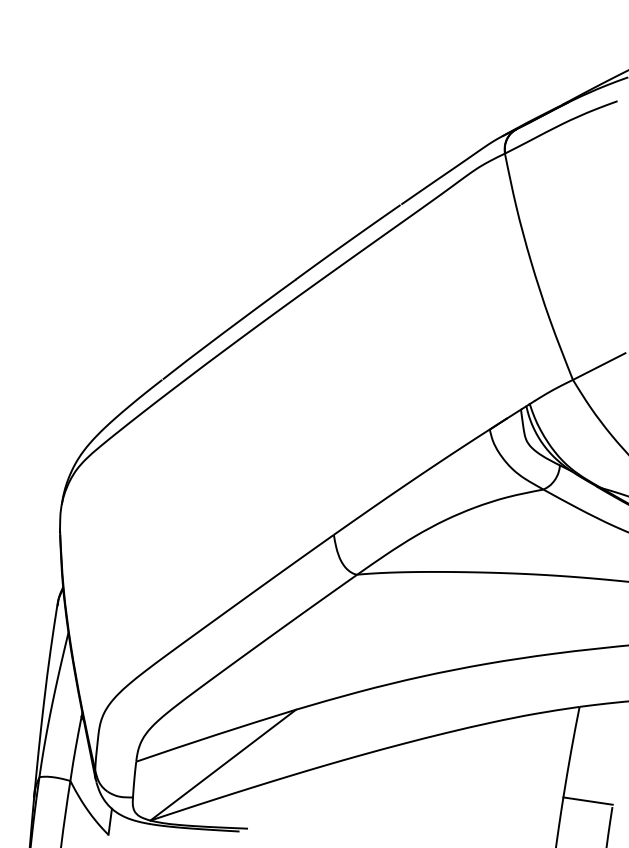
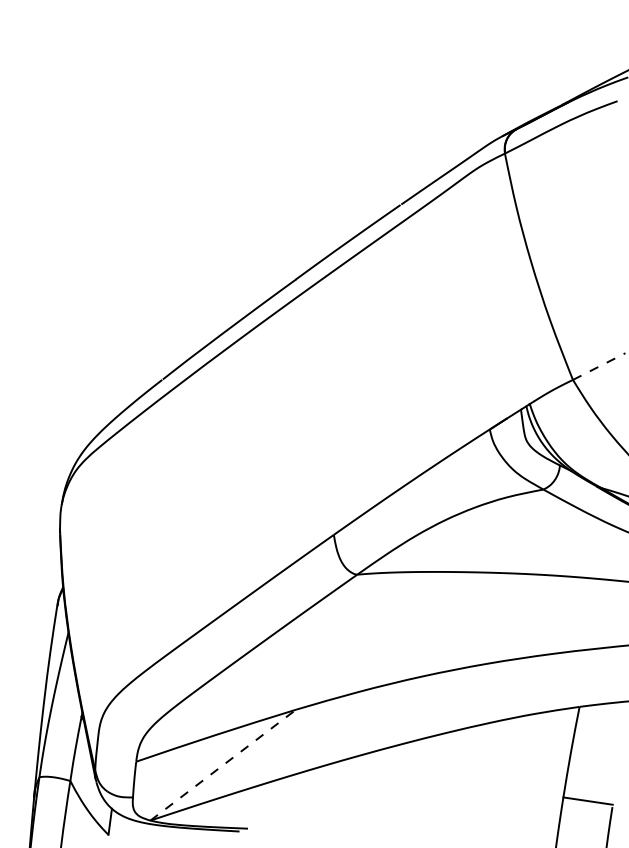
line: solid -> dashed (599, 366)
line: solid -> dashed (223, 765)
